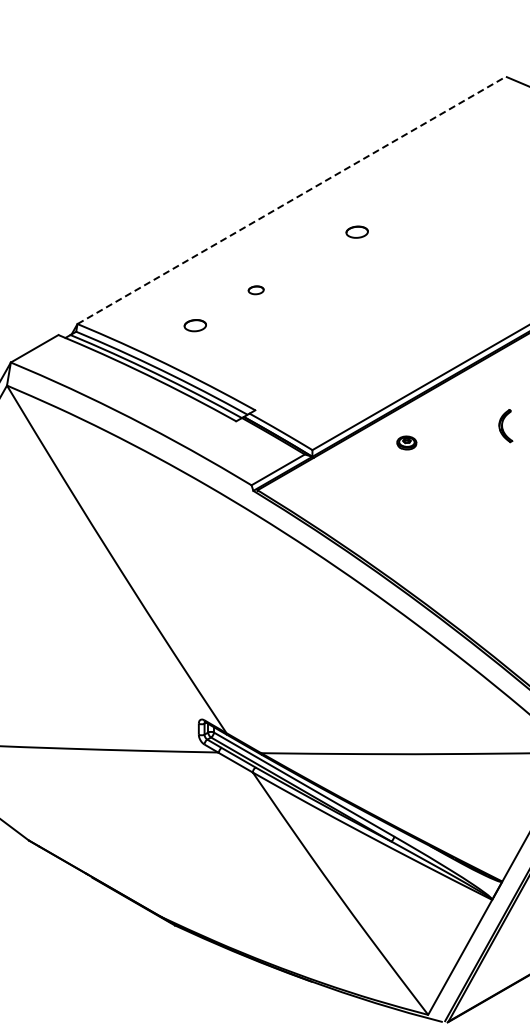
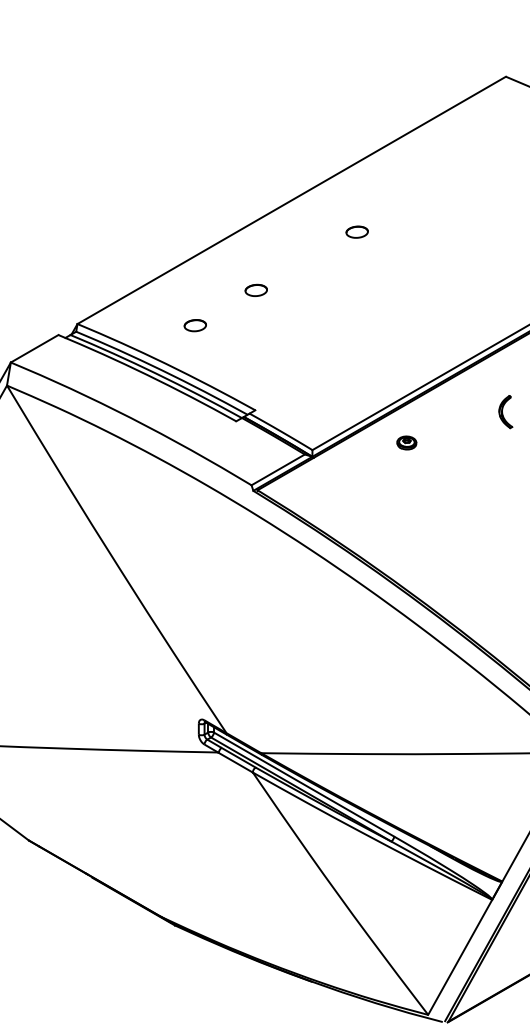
line: dashed -> solid (292, 200)
part size: 18x11 px -> 24x14 px (255, 289)
part position: (505, 426) -> (505, 412) (505, 412)
